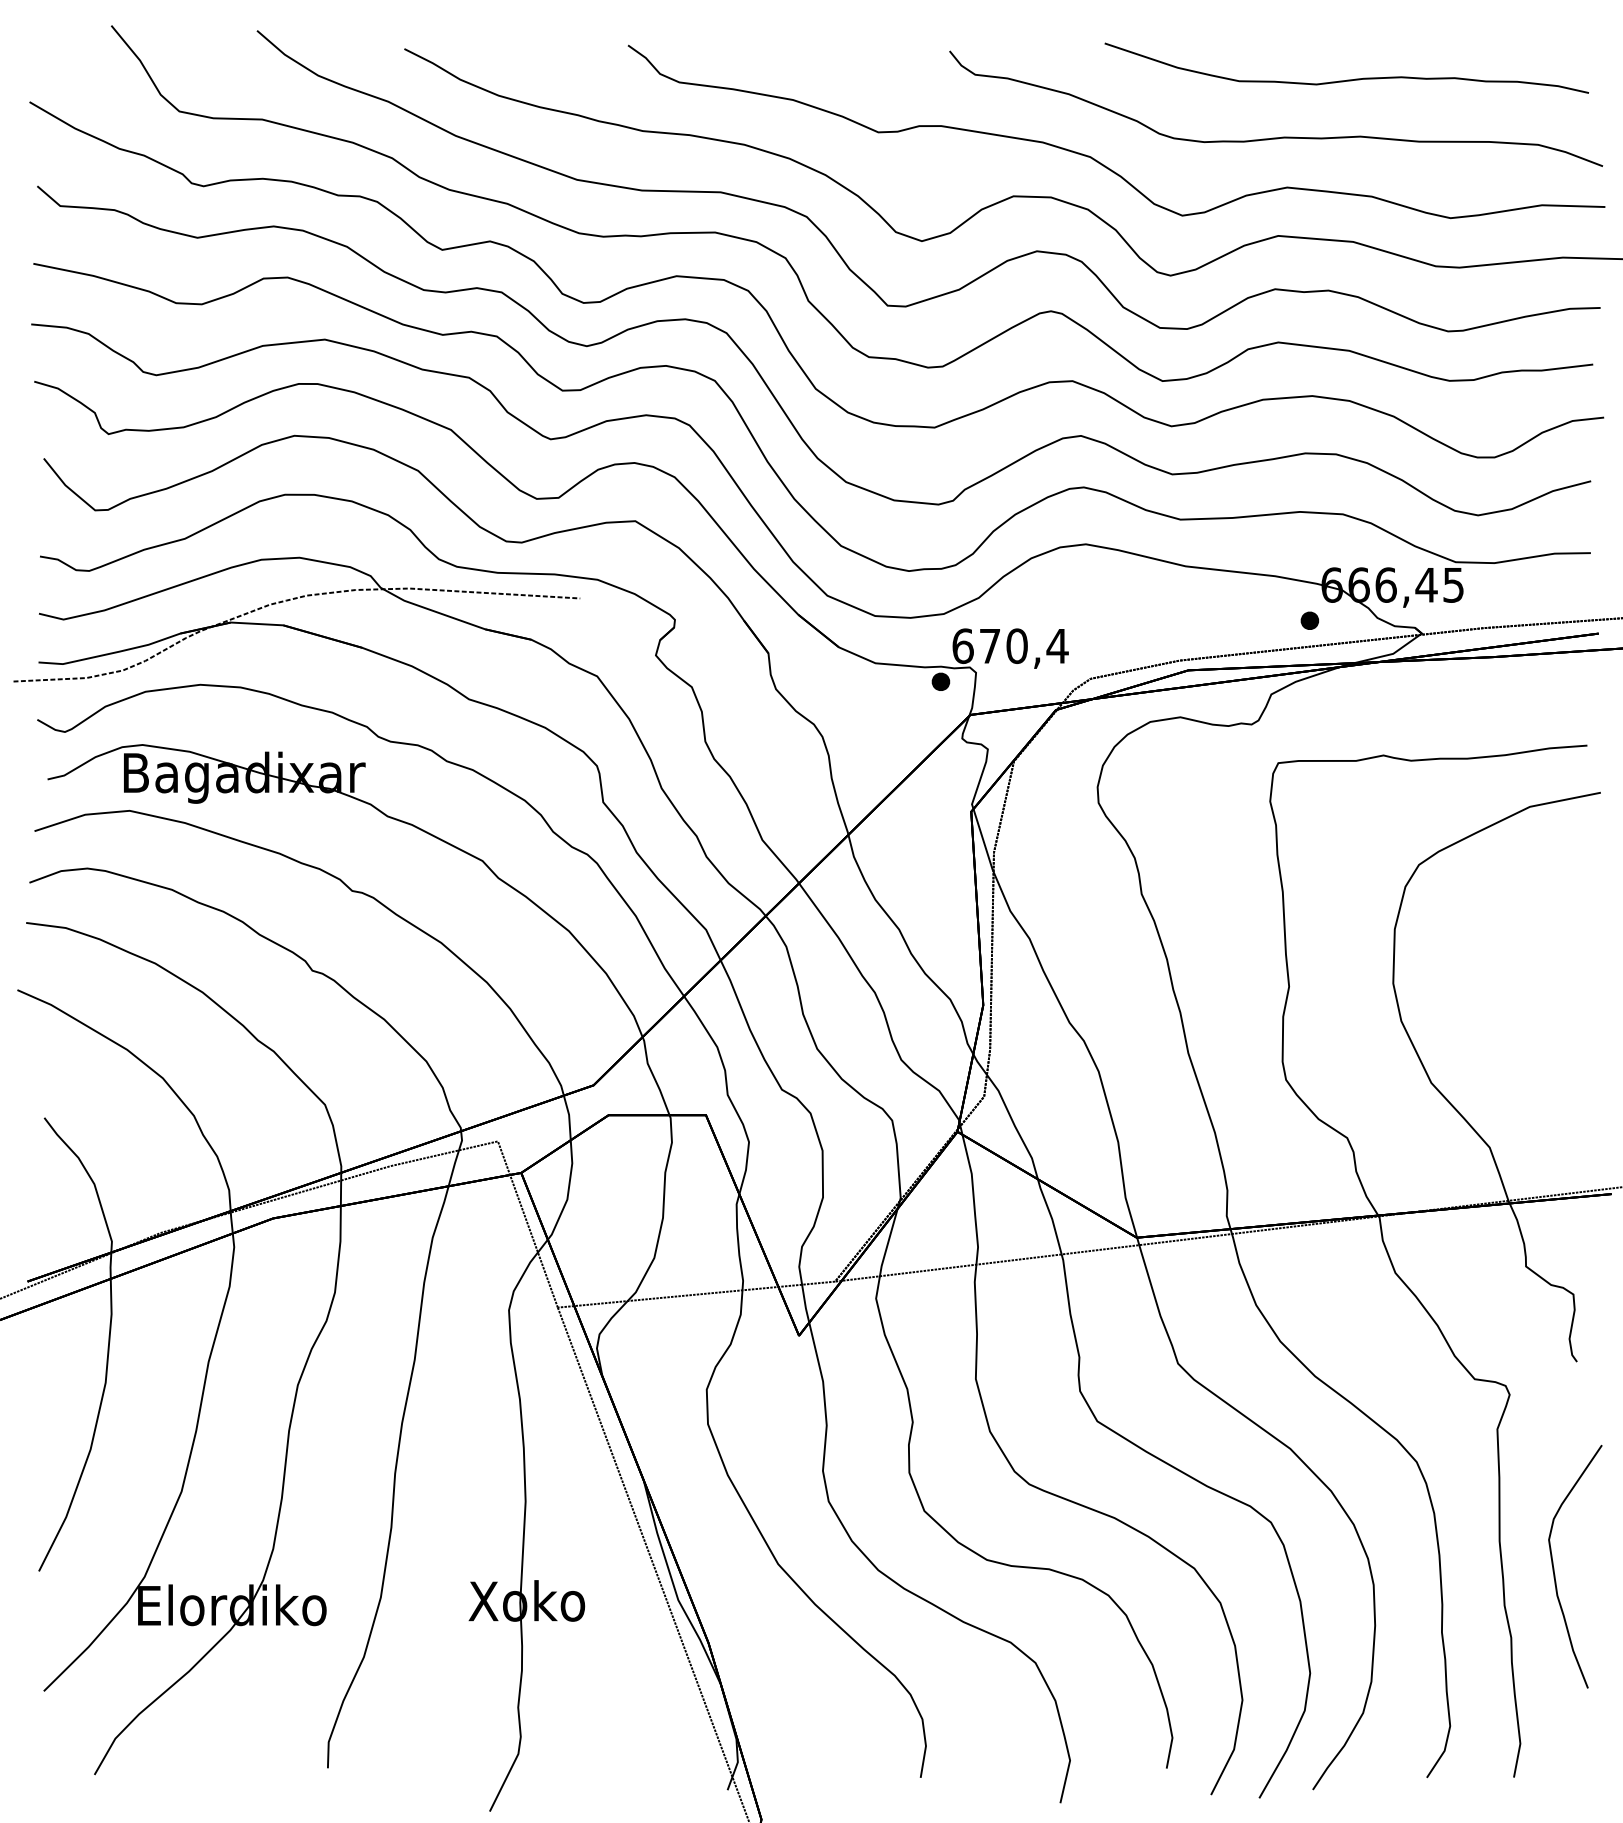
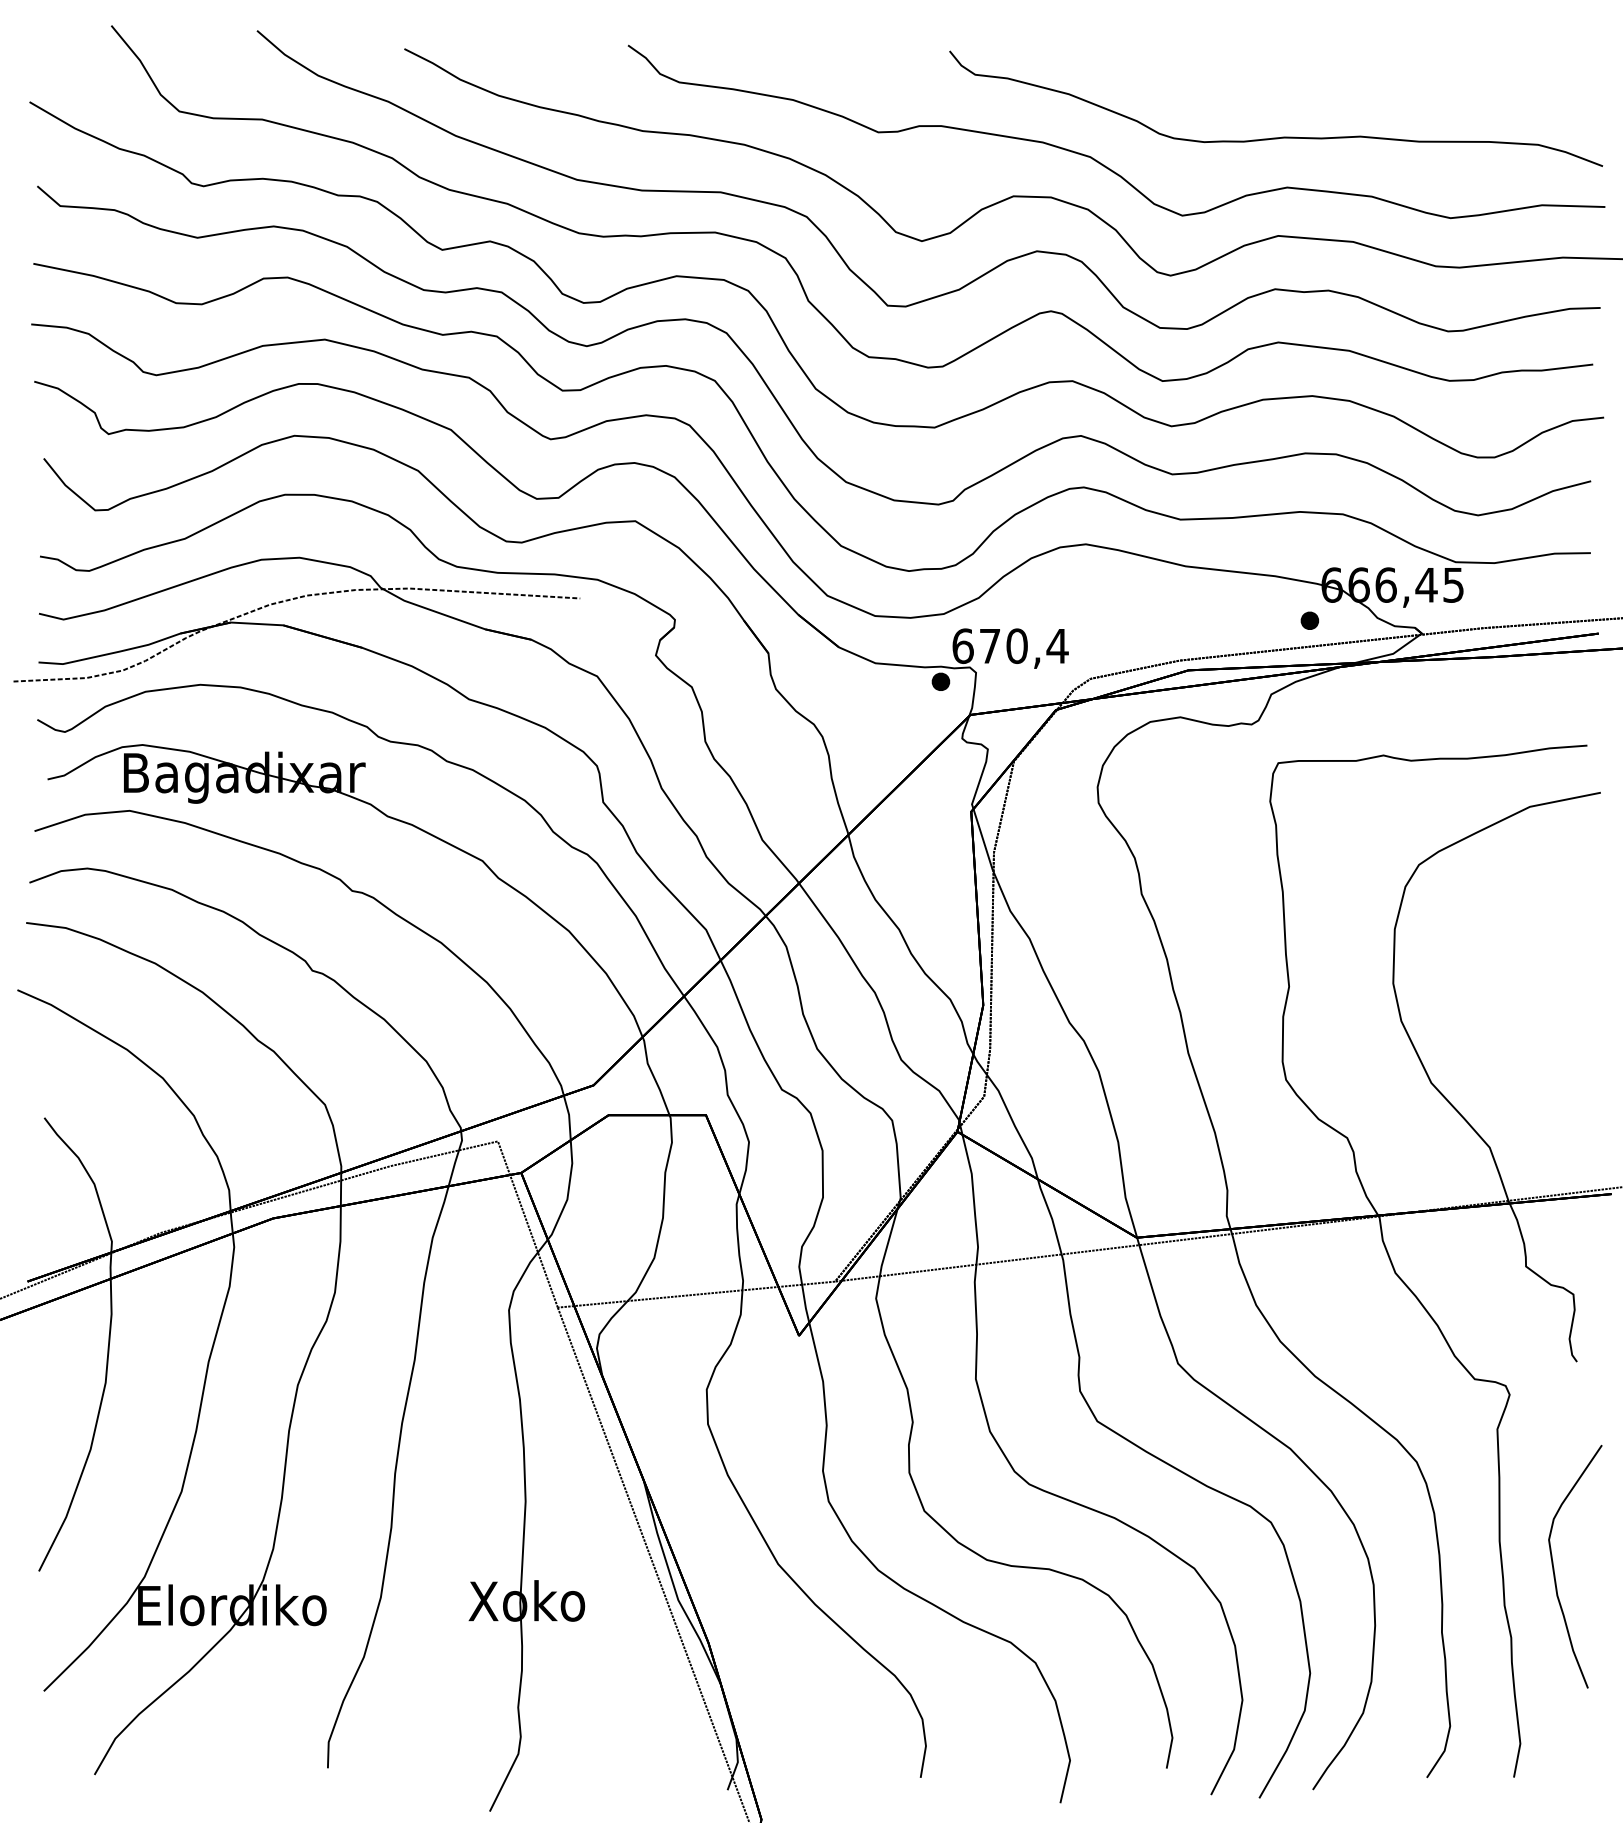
part: present -> none (1347, 79)
